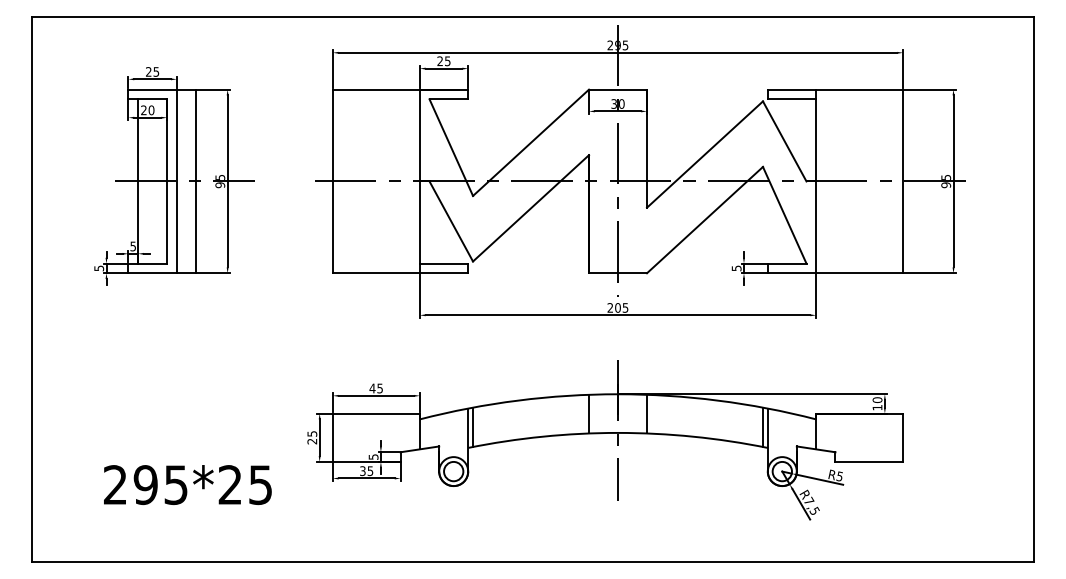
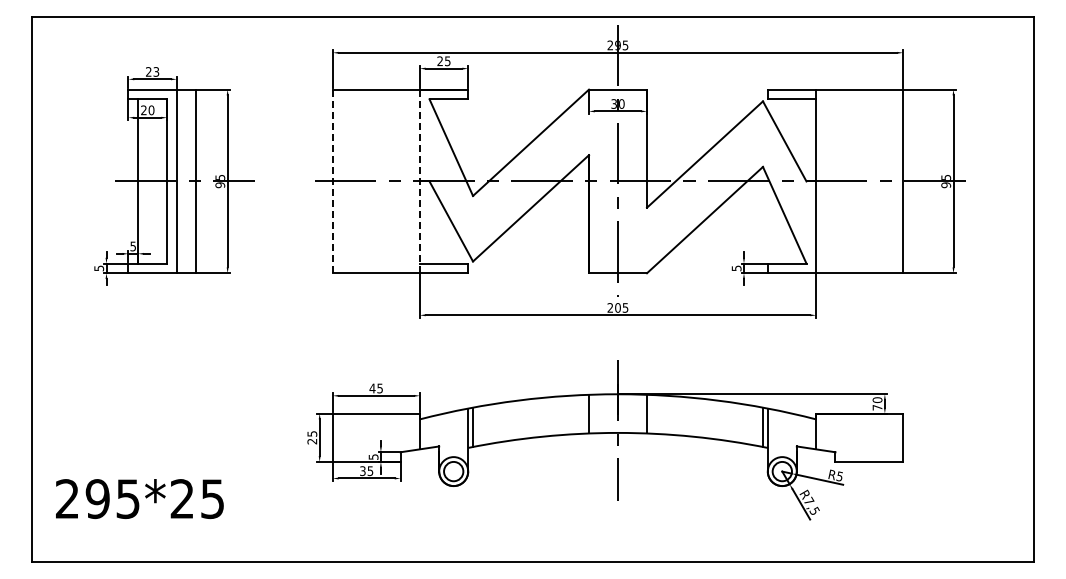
text: 25 -> 23 (156, 71)
line: solid -> dashed (332, 181)
line: solid -> dashed (419, 181)
text: 10 -> 70 (877, 407)
text position: (187, 484) -> (139, 498) (139, 498)
